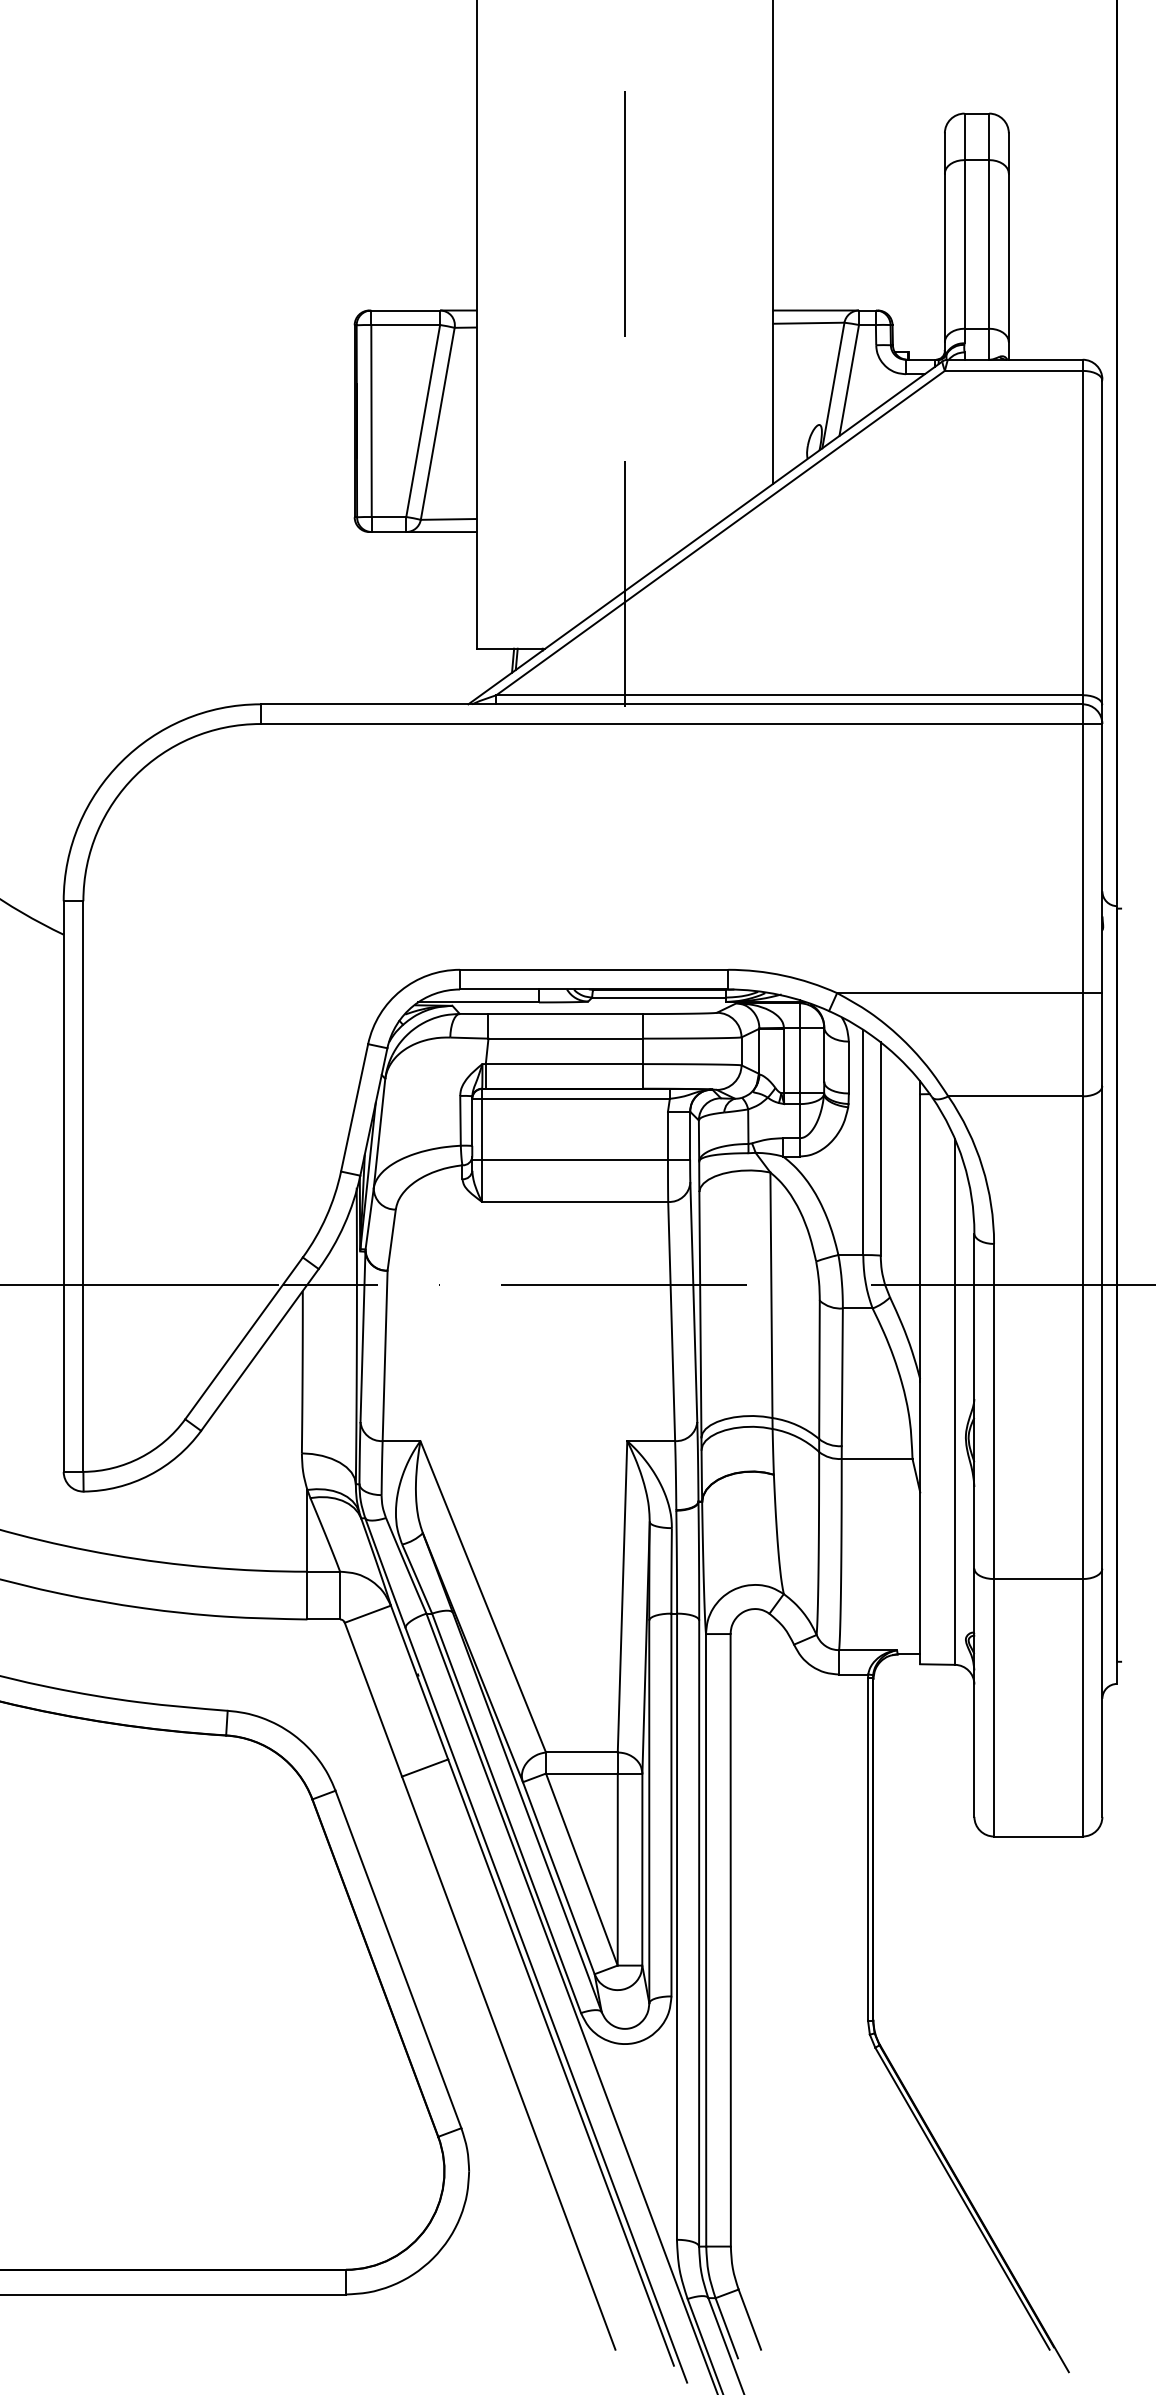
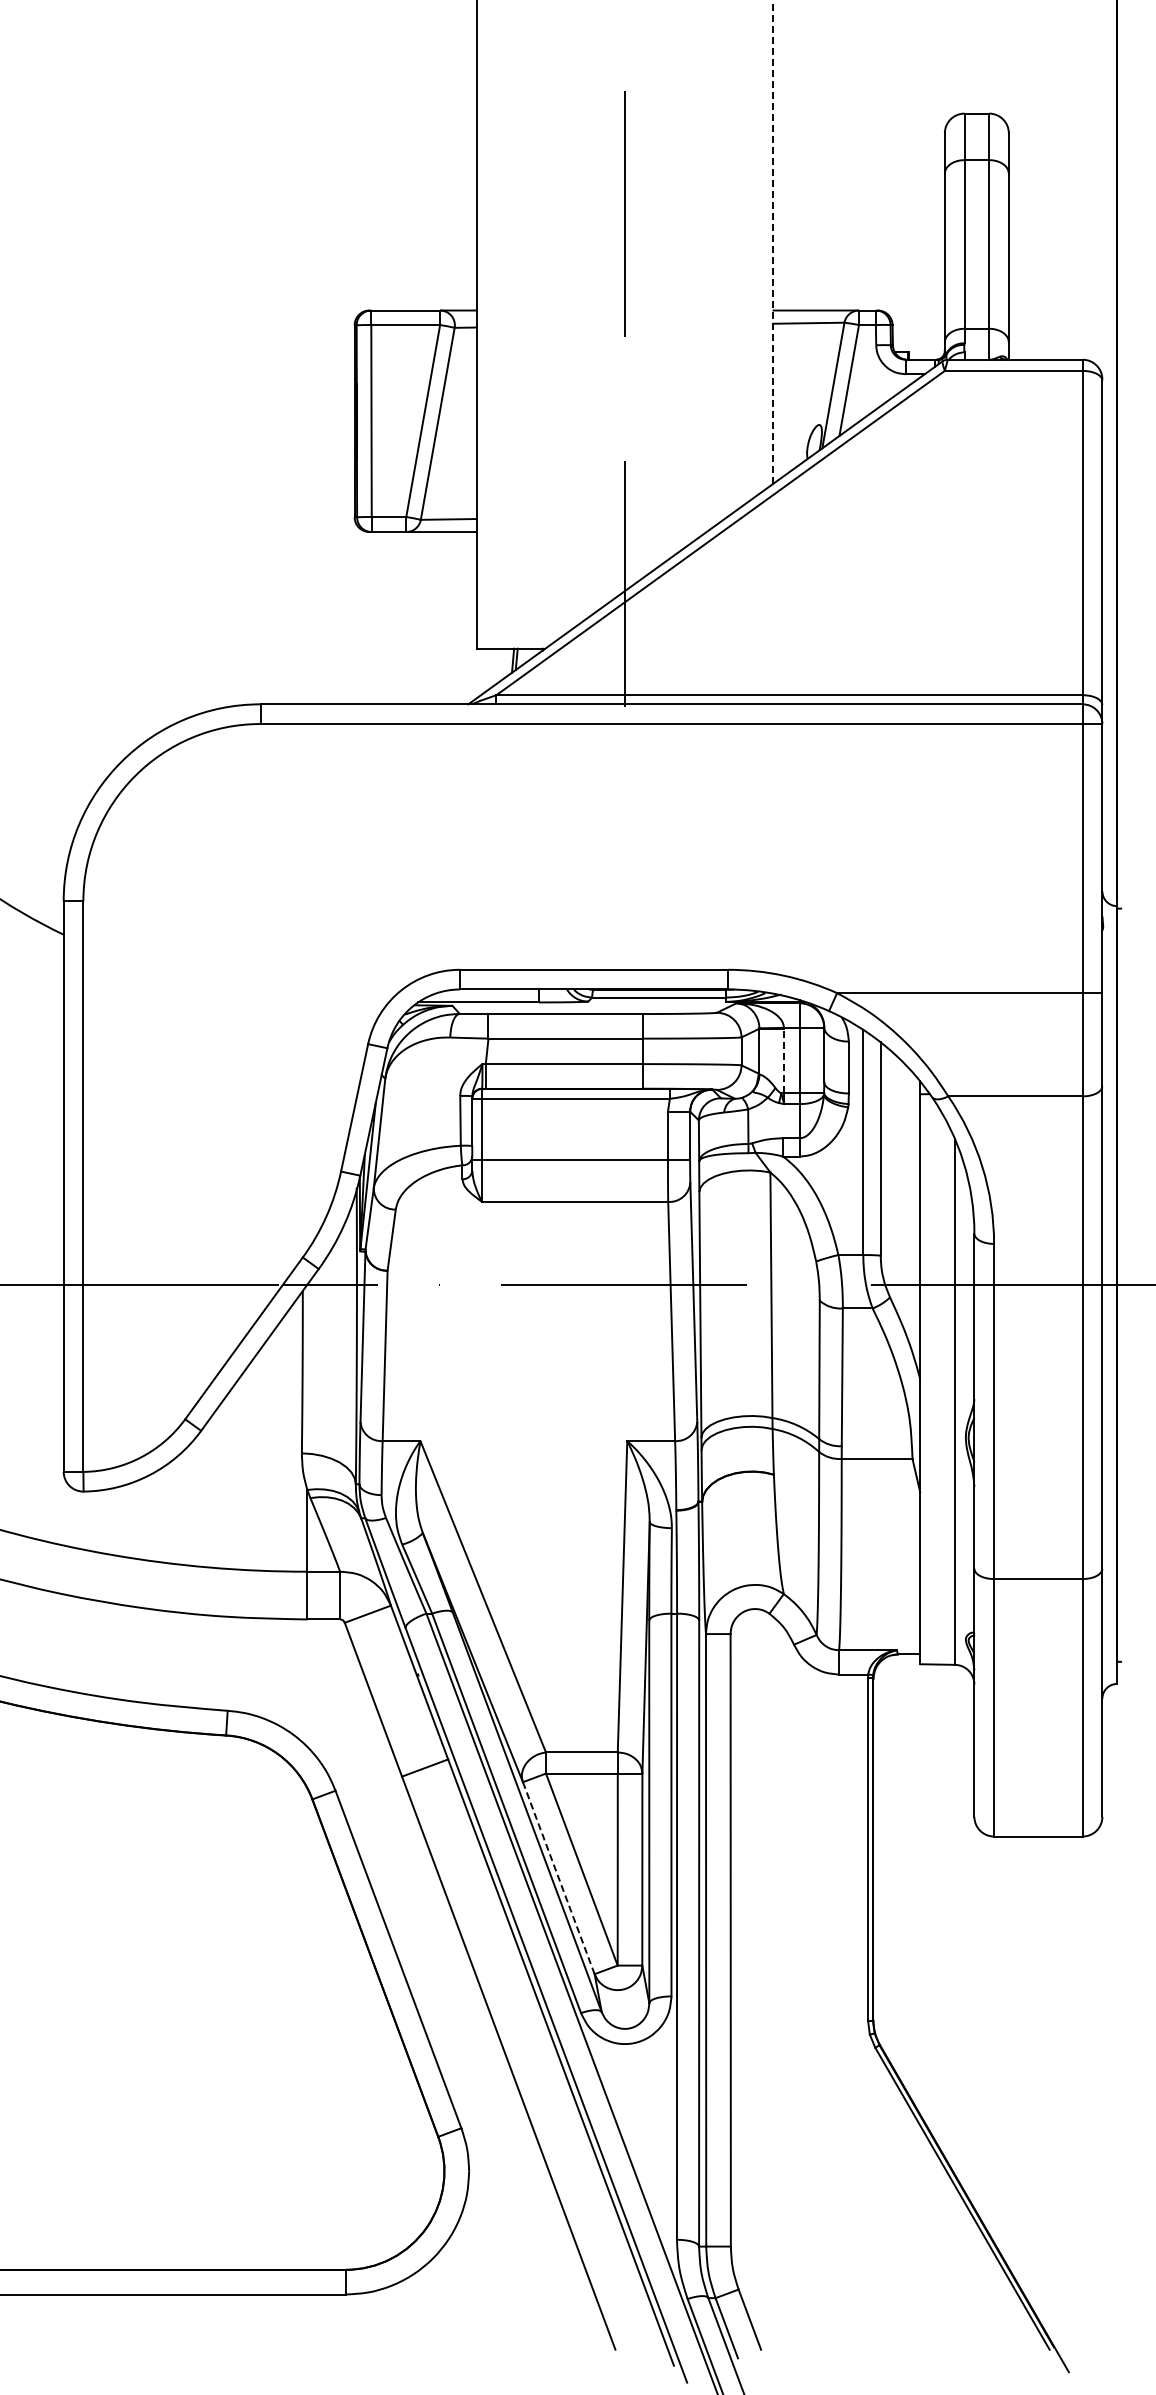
line: solid -> dashed (772, 242)
line: solid -> dashed (784, 1060)
line: solid -> dashed (558, 1878)
